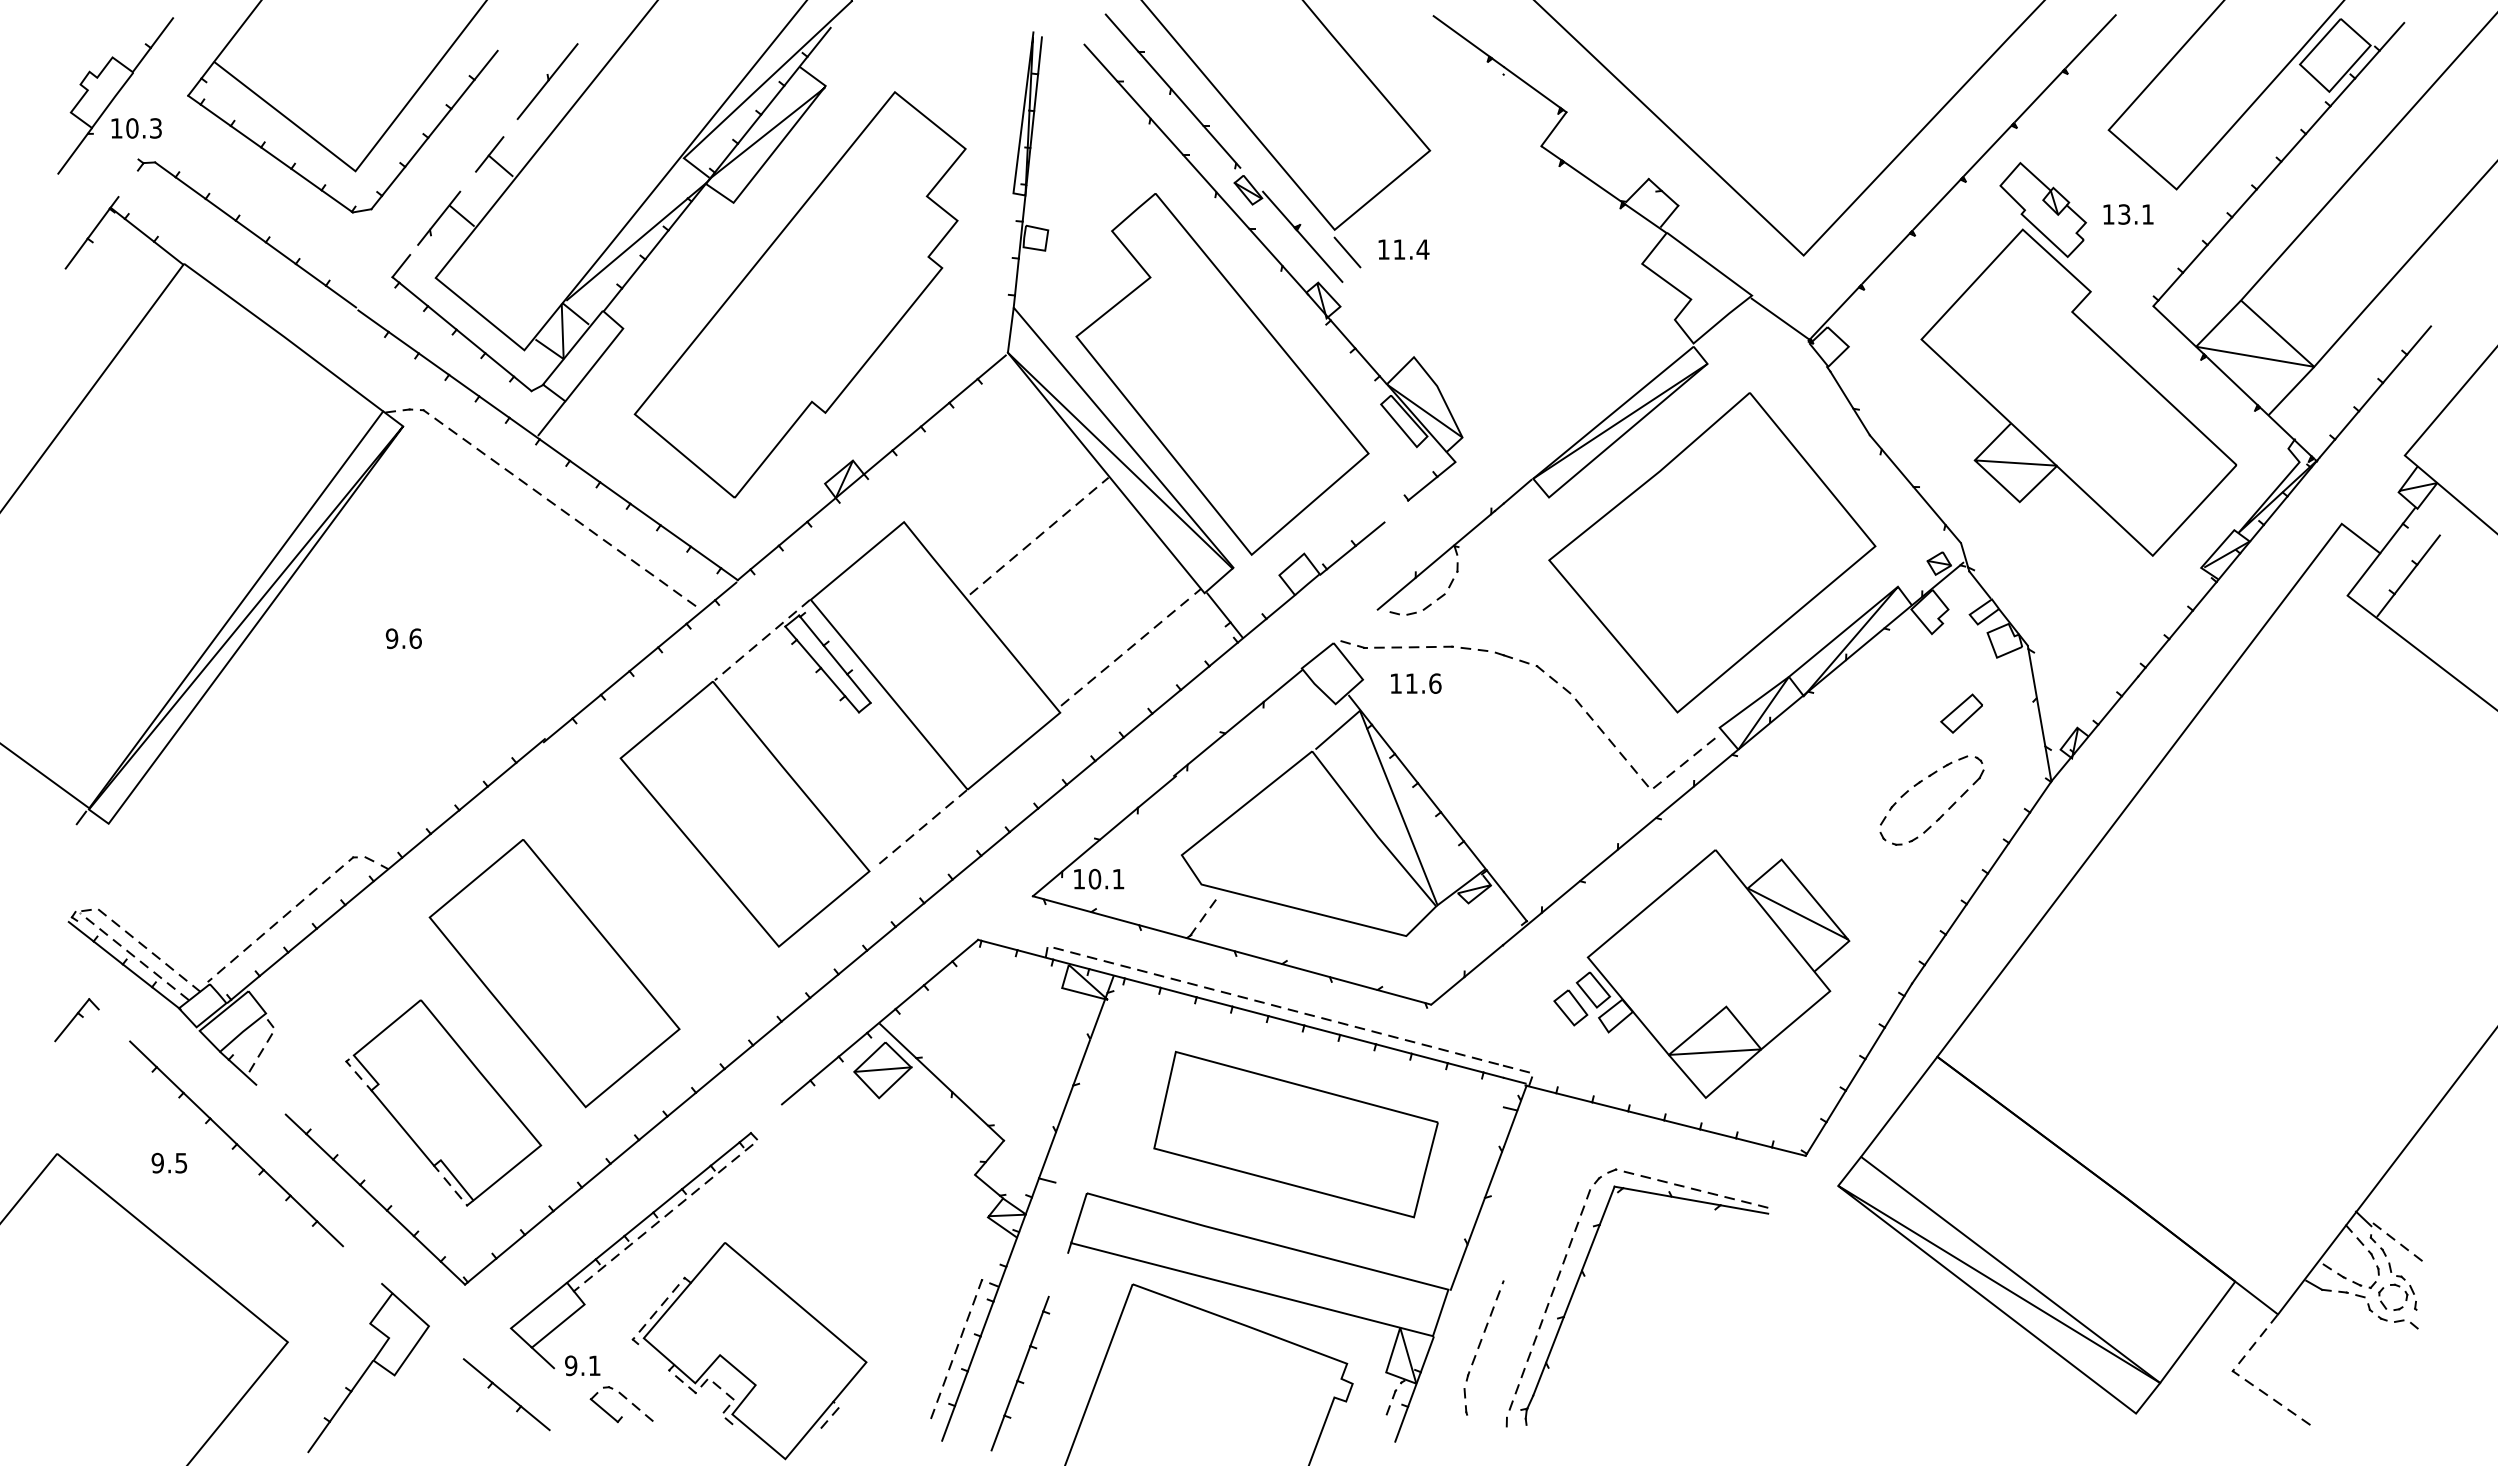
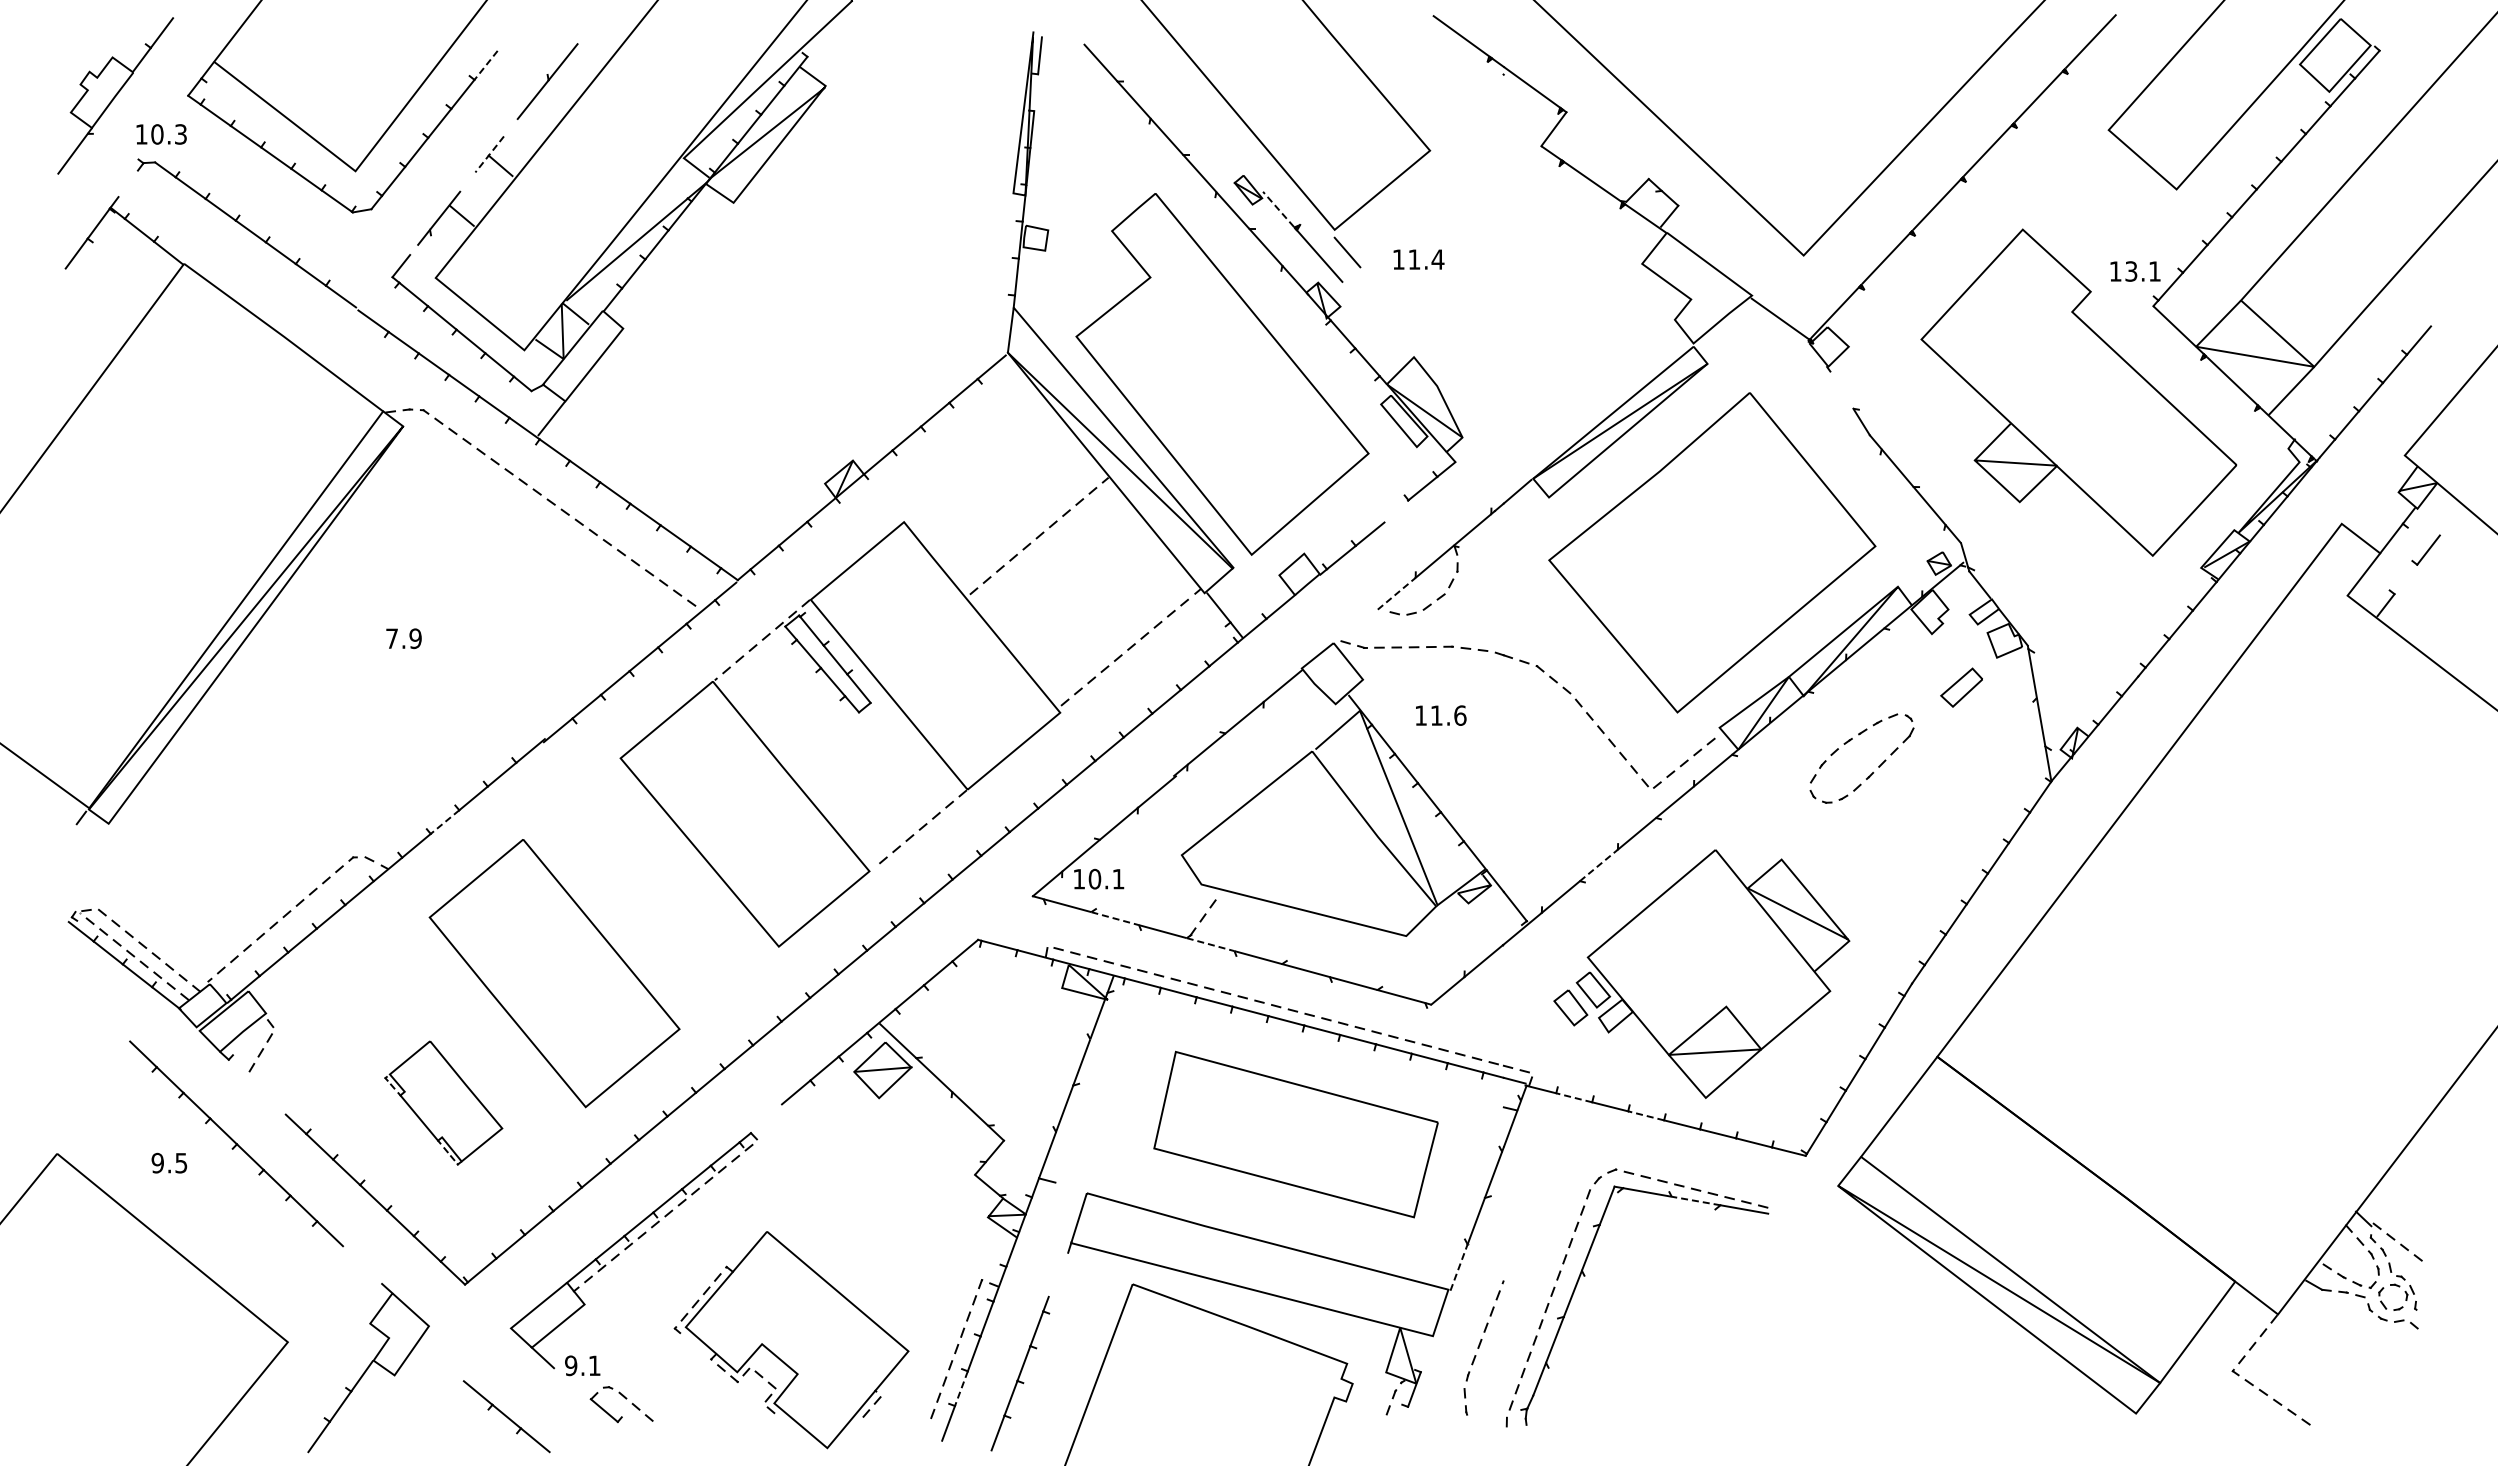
line: present -> none (2391, 36)
line: present -> none (818, 41)
line: solid -> dashed (486, 65)
part: present -> none (1172, 91)
line: present -> none (1036, 92)
text position: (136, 128) -> (161, 134) (161, 134)
line: solid -> dashed (489, 154)
line: solid -> dashed (1278, 209)
part: present -> none (2042, 209)
text position: (2128, 214) -> (2135, 271) (2135, 271)
text position: (1403, 249) -> (1418, 259) (1418, 259)
part: present -> none (799, 294)
line: present -> none (1841, 389)
line: present -> none (2405, 579)
line: solid -> dashed (1396, 593)
text: 9.6 -> 7.9 (403, 638)
text position: (1416, 683) -> (1441, 715) (1441, 715)
part position: (1961, 713) -> (1961, 687) (1961, 687)
part position: (1943, 813) -> (1873, 771) (1873, 771)
line: solid -> dashed (445, 822)
line: solid -> dashed (1598, 866)
line: solid -> dashed (1115, 918)
line: solid -> dashed (1210, 944)
part: present -> none (76, 1020)
line: present -> none (242, 1071)
line: solid -> dashed (1574, 1097)
part size: 198x208 px -> 120x126 px (443, 1102)
line: solid -> dashed (1646, 1115)
line: solid -> dashed (1696, 1201)
line: solid -> dashed (1459, 1266)
part position: (749, 1351) -> (791, 1340) (791, 1340)
line: present -> none (1426, 1354)
line: solid -> dashed (961, 1388)
part position: (506, 1394) -> (506, 1416) (506, 1416)
line: present -> none (1401, 1423)
